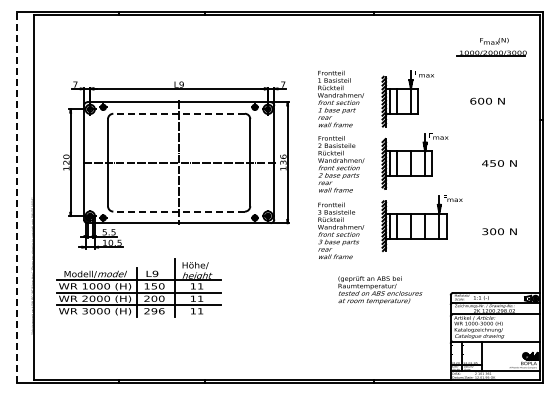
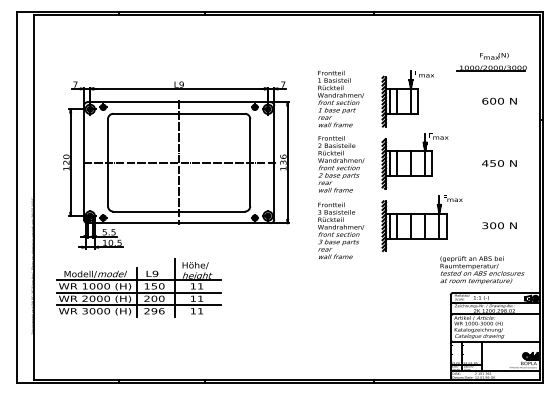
part position: (491, 47) -> (491, 62) (491, 62)
text position: (487, 100) -> (499, 100) (499, 100)
line: dashed -> solid (179, 113)
line: dashed -> solid (16, 197)
line: dashed -> solid (179, 211)
text position: (499, 231) -> (499, 225) (499, 225)
text position: (380, 290) -> (482, 270) (482, 270)
